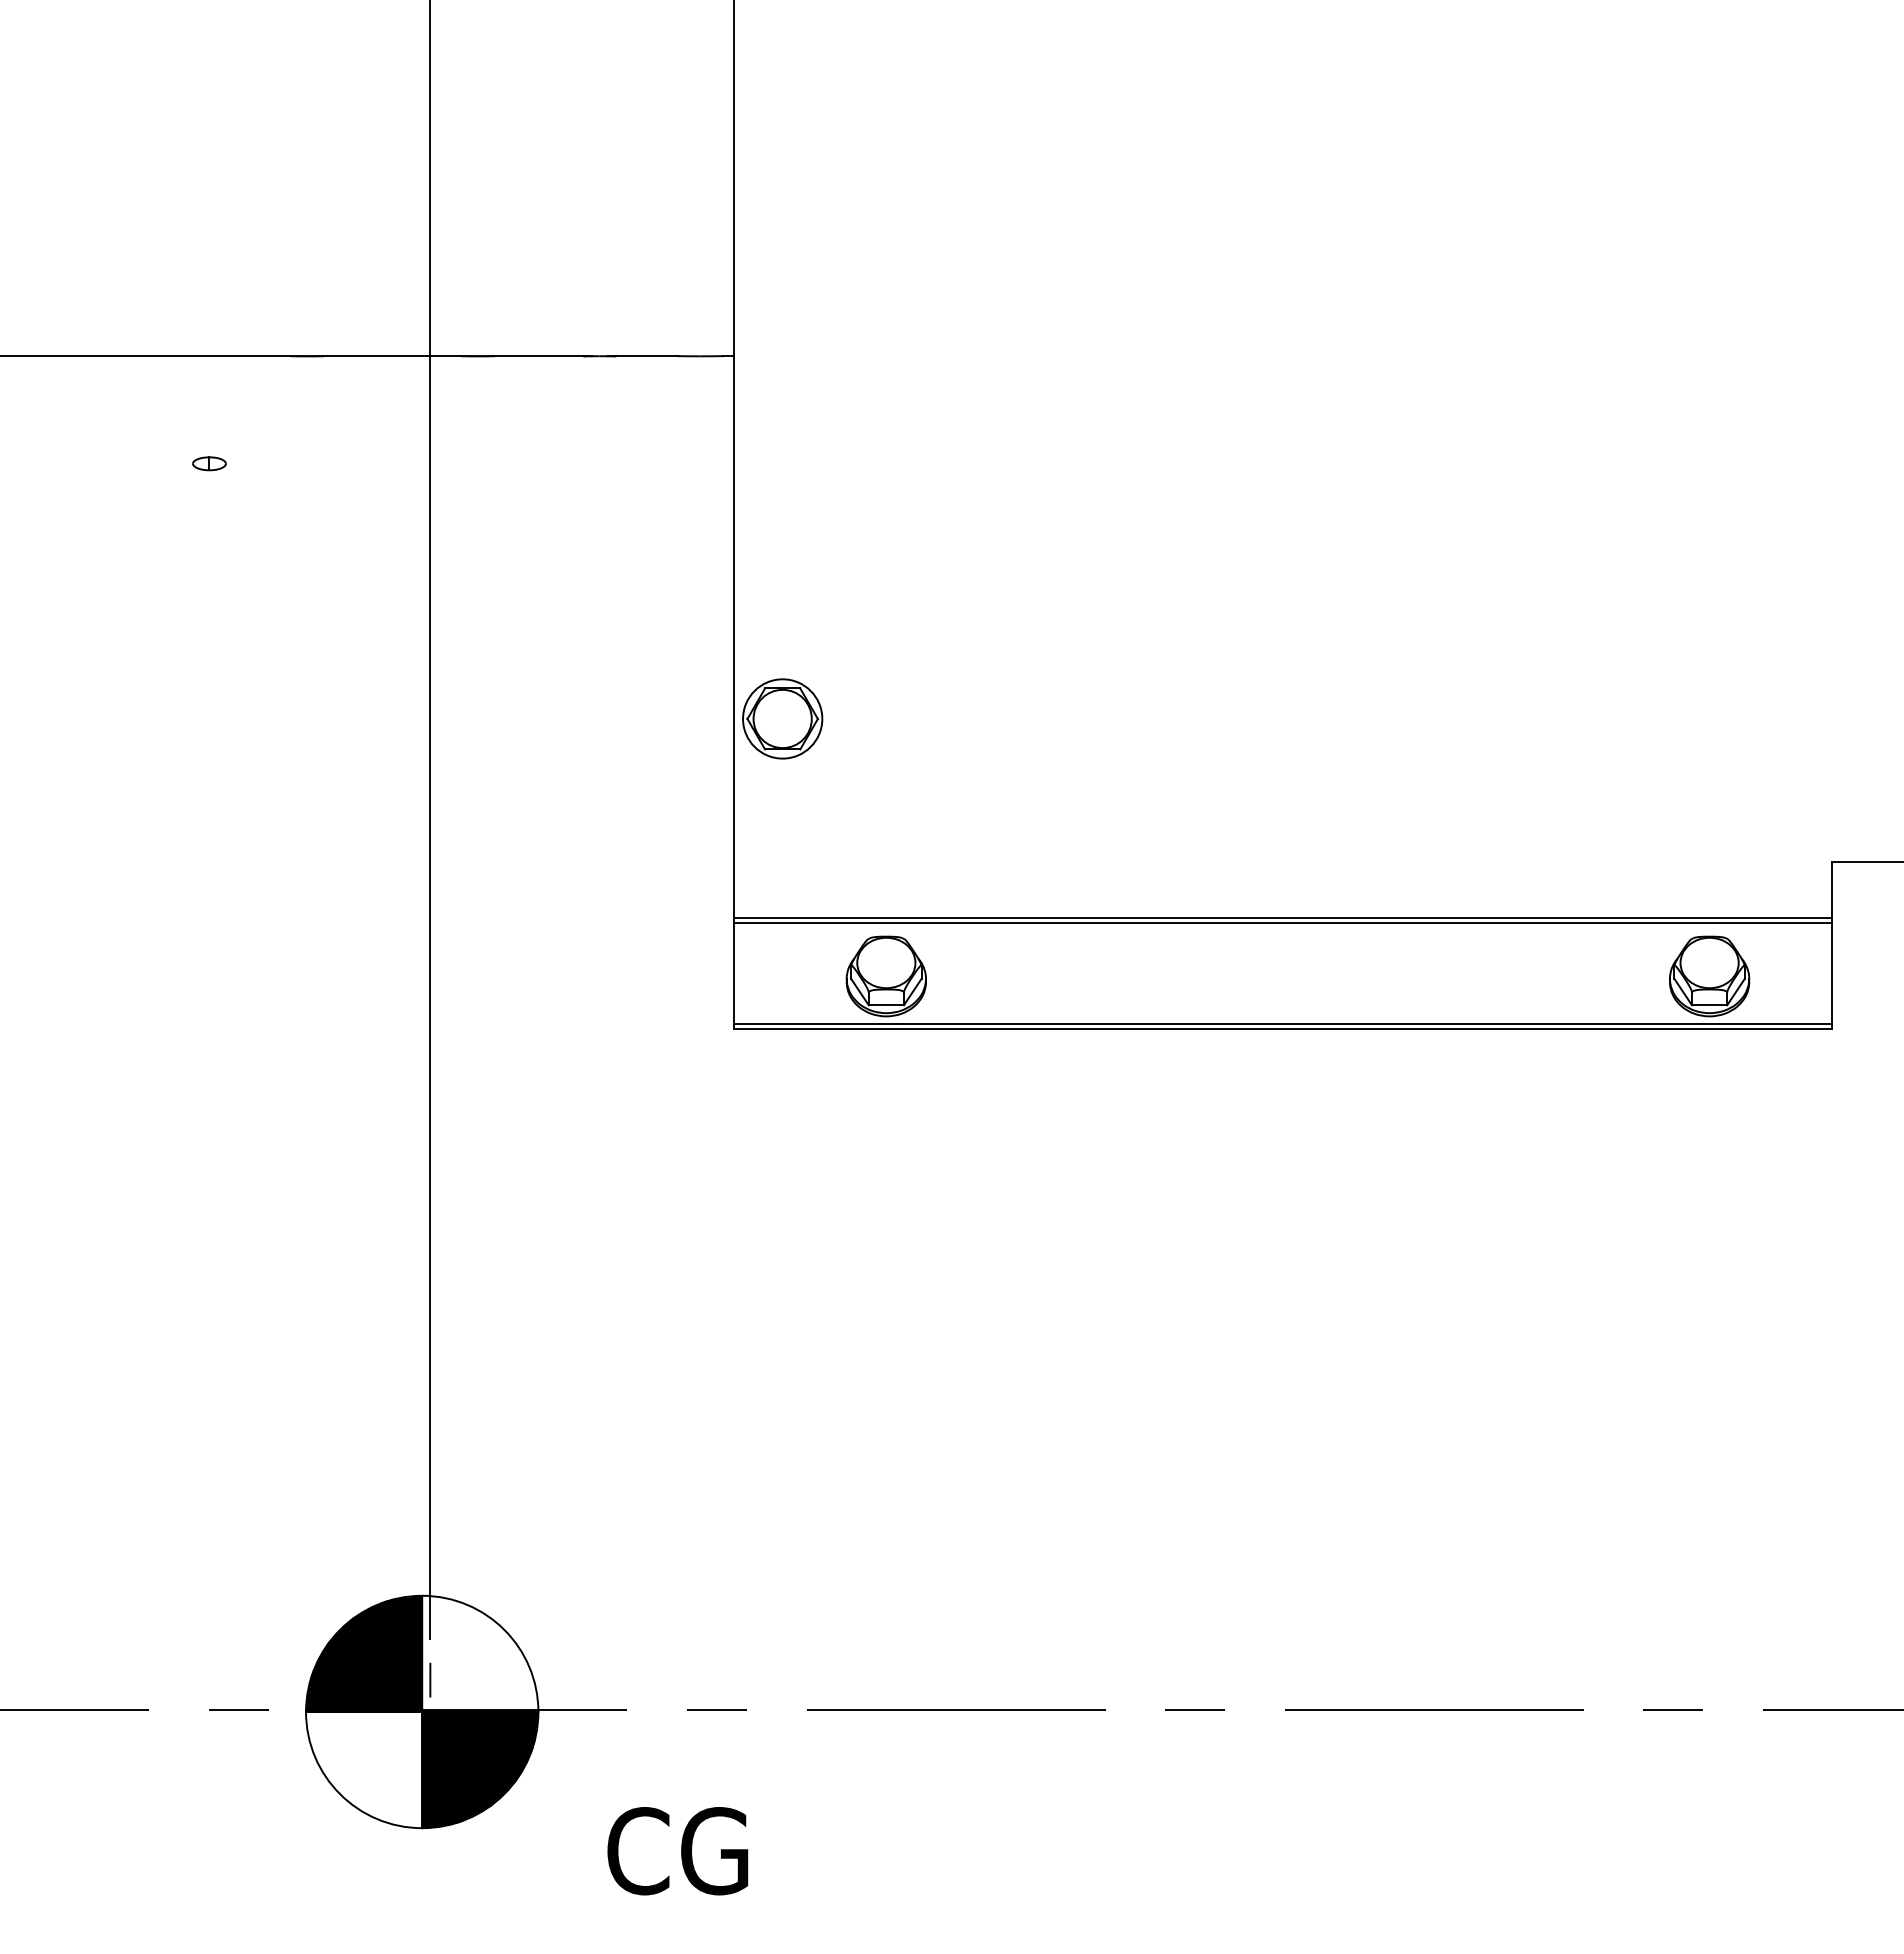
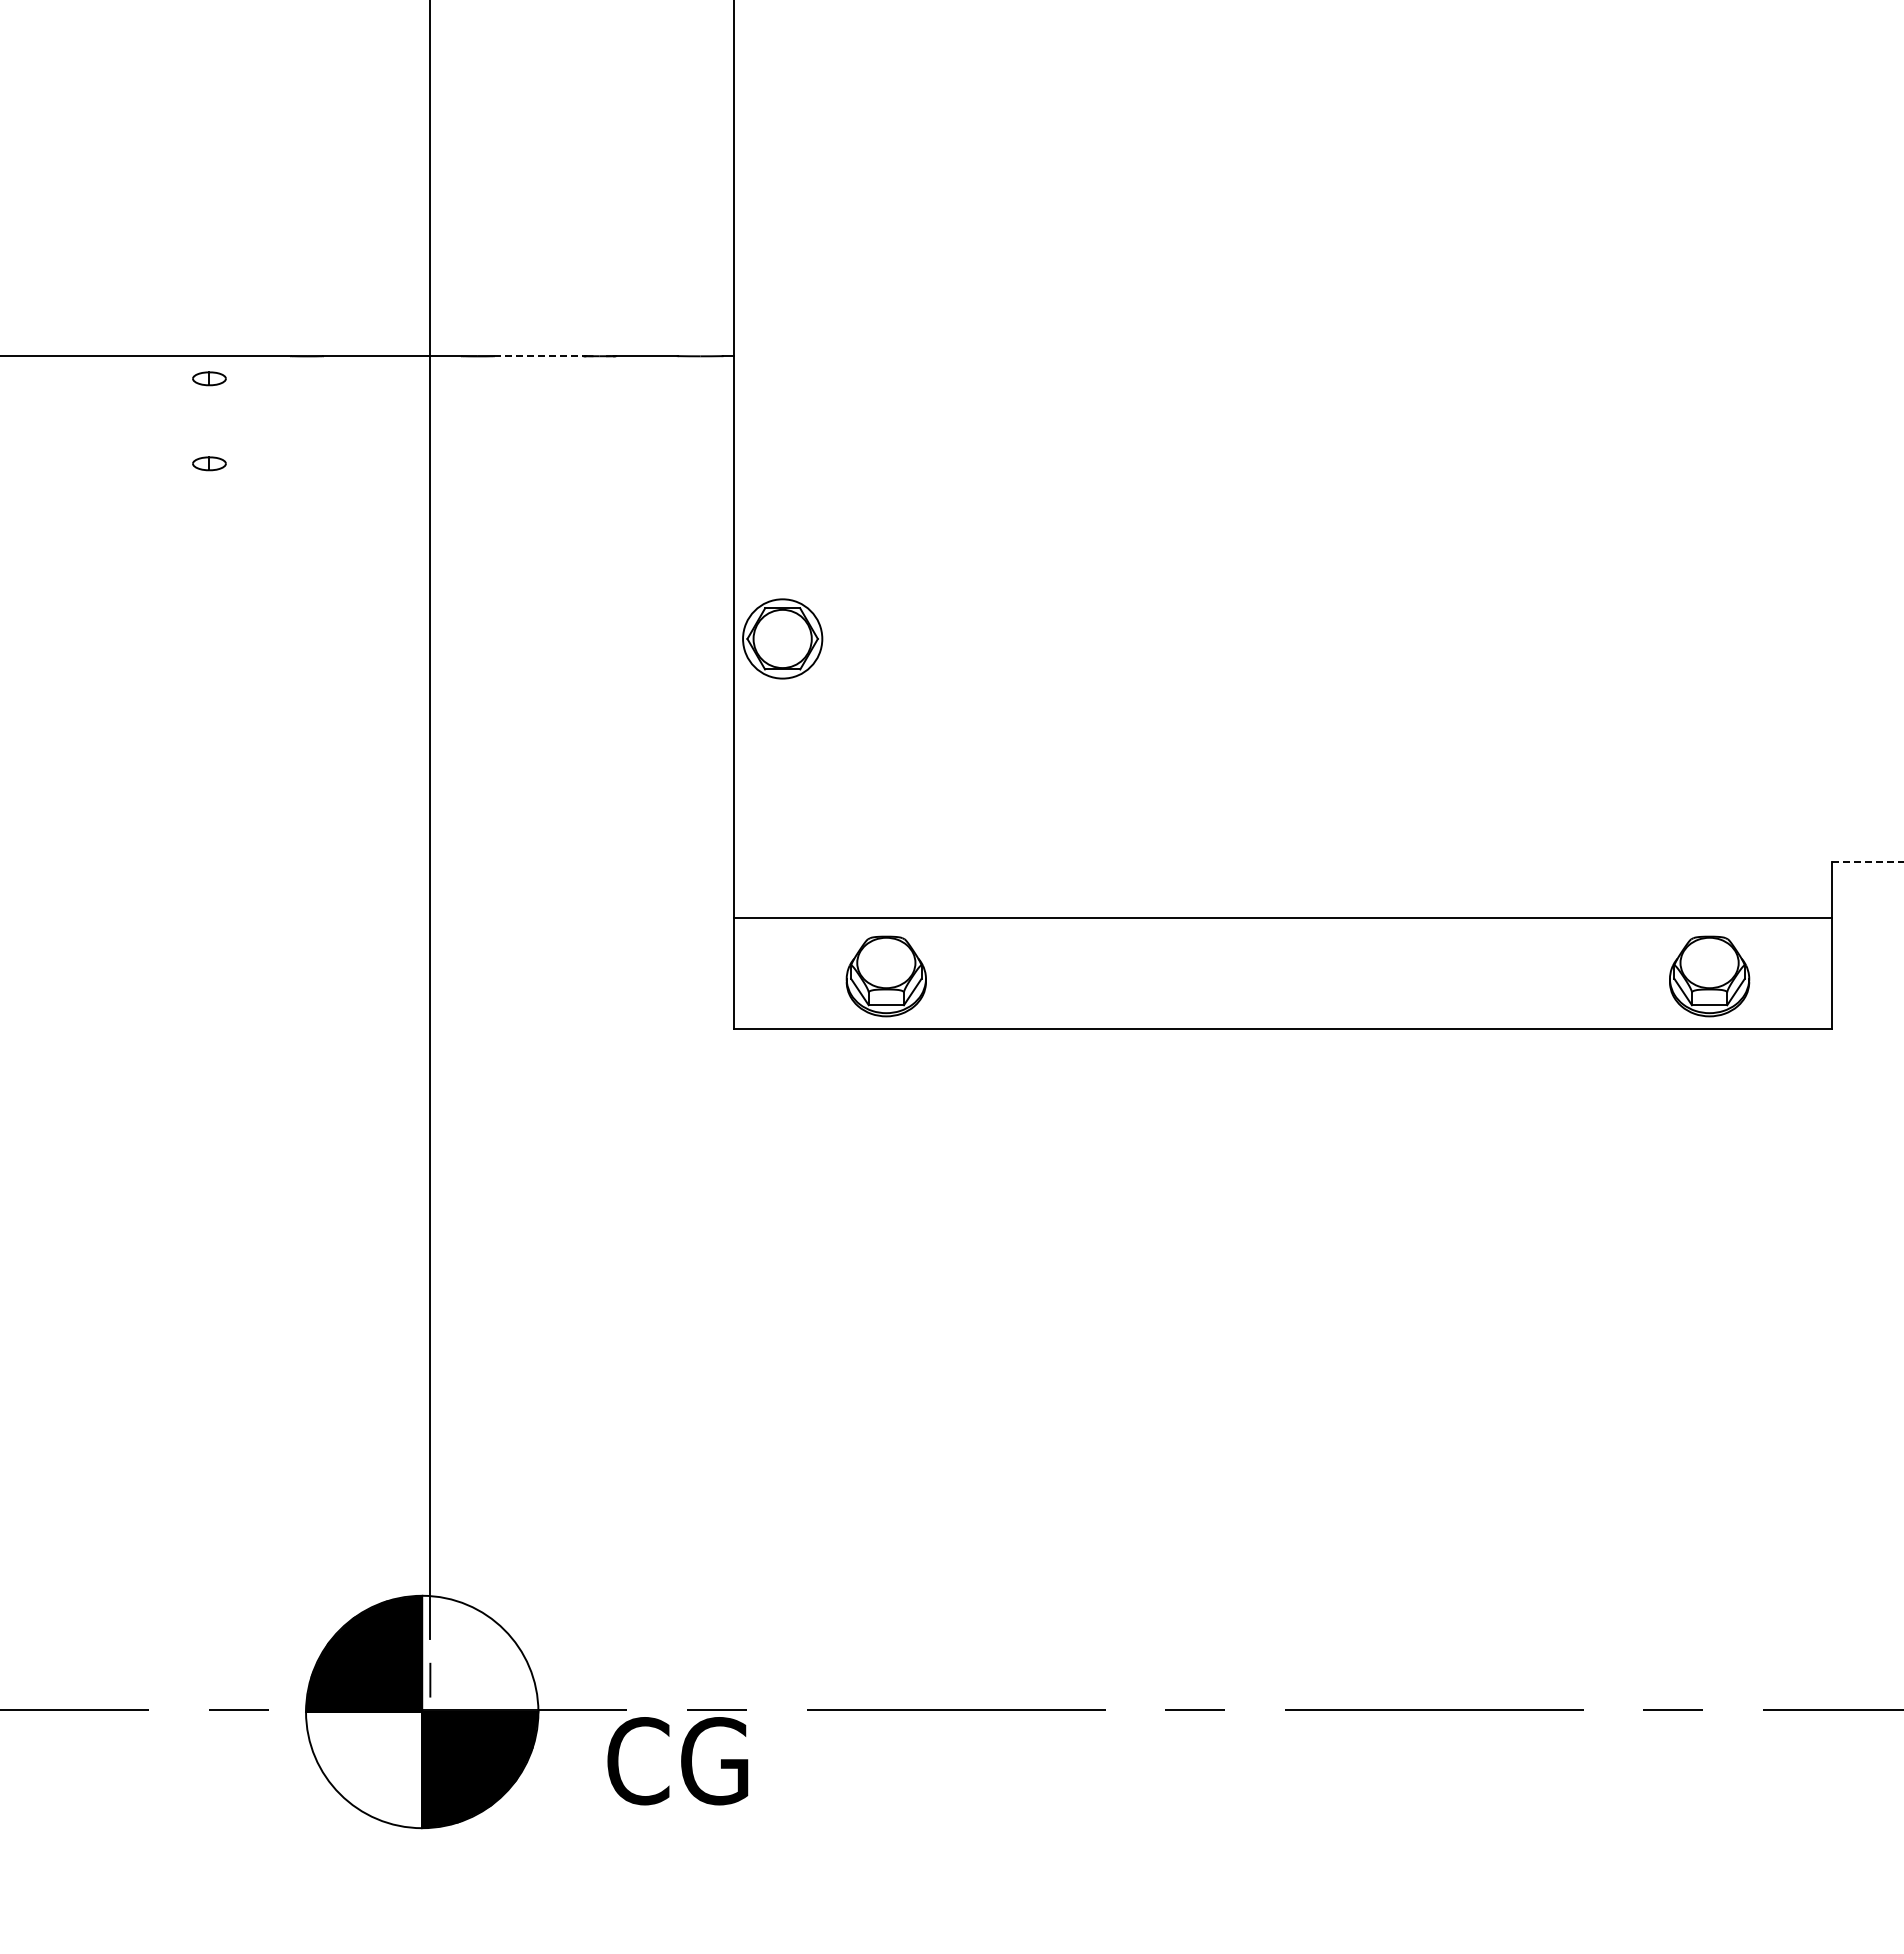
line: solid -> dashed (538, 356)
part: none -> present (209, 378)
part position: (782, 718) -> (782, 638) (782, 638)
line: solid -> dashed (1867, 862)
line: present -> none (1282, 922)
line: present -> none (1282, 1024)
text position: (677, 1851) -> (677, 1761) (677, 1761)
